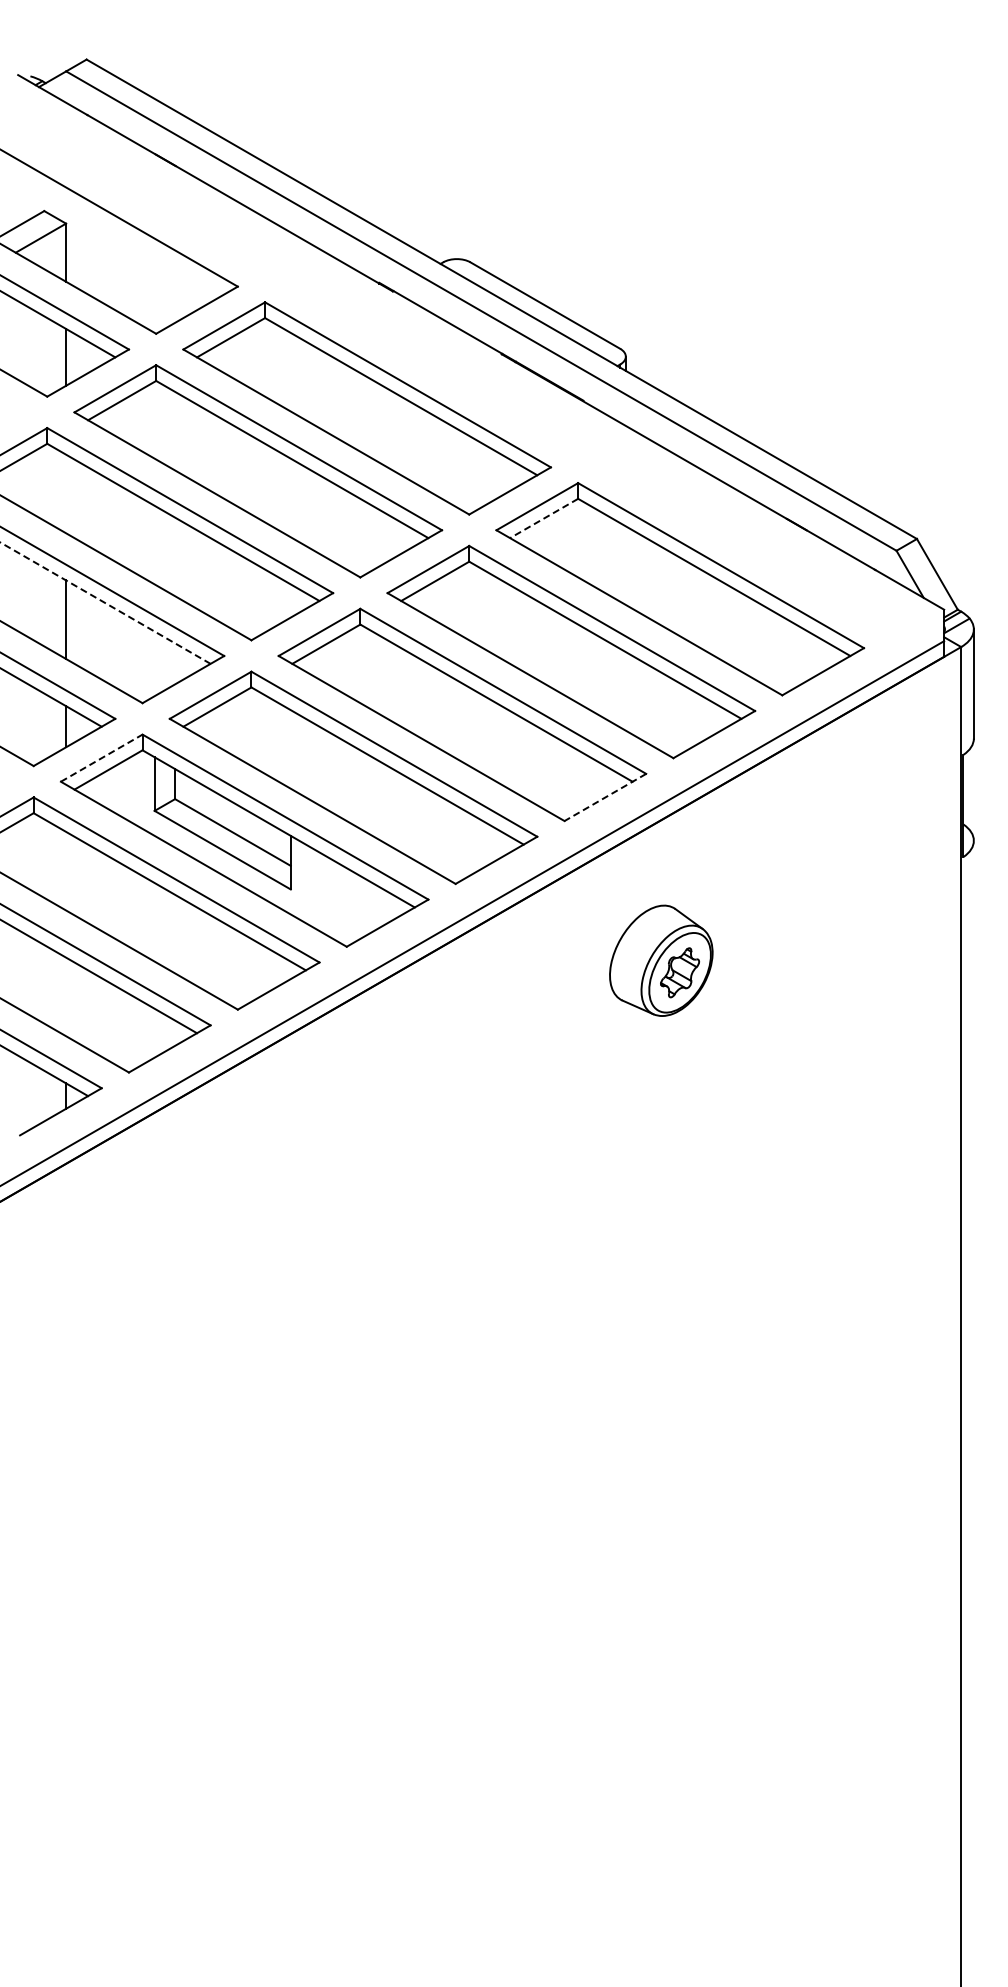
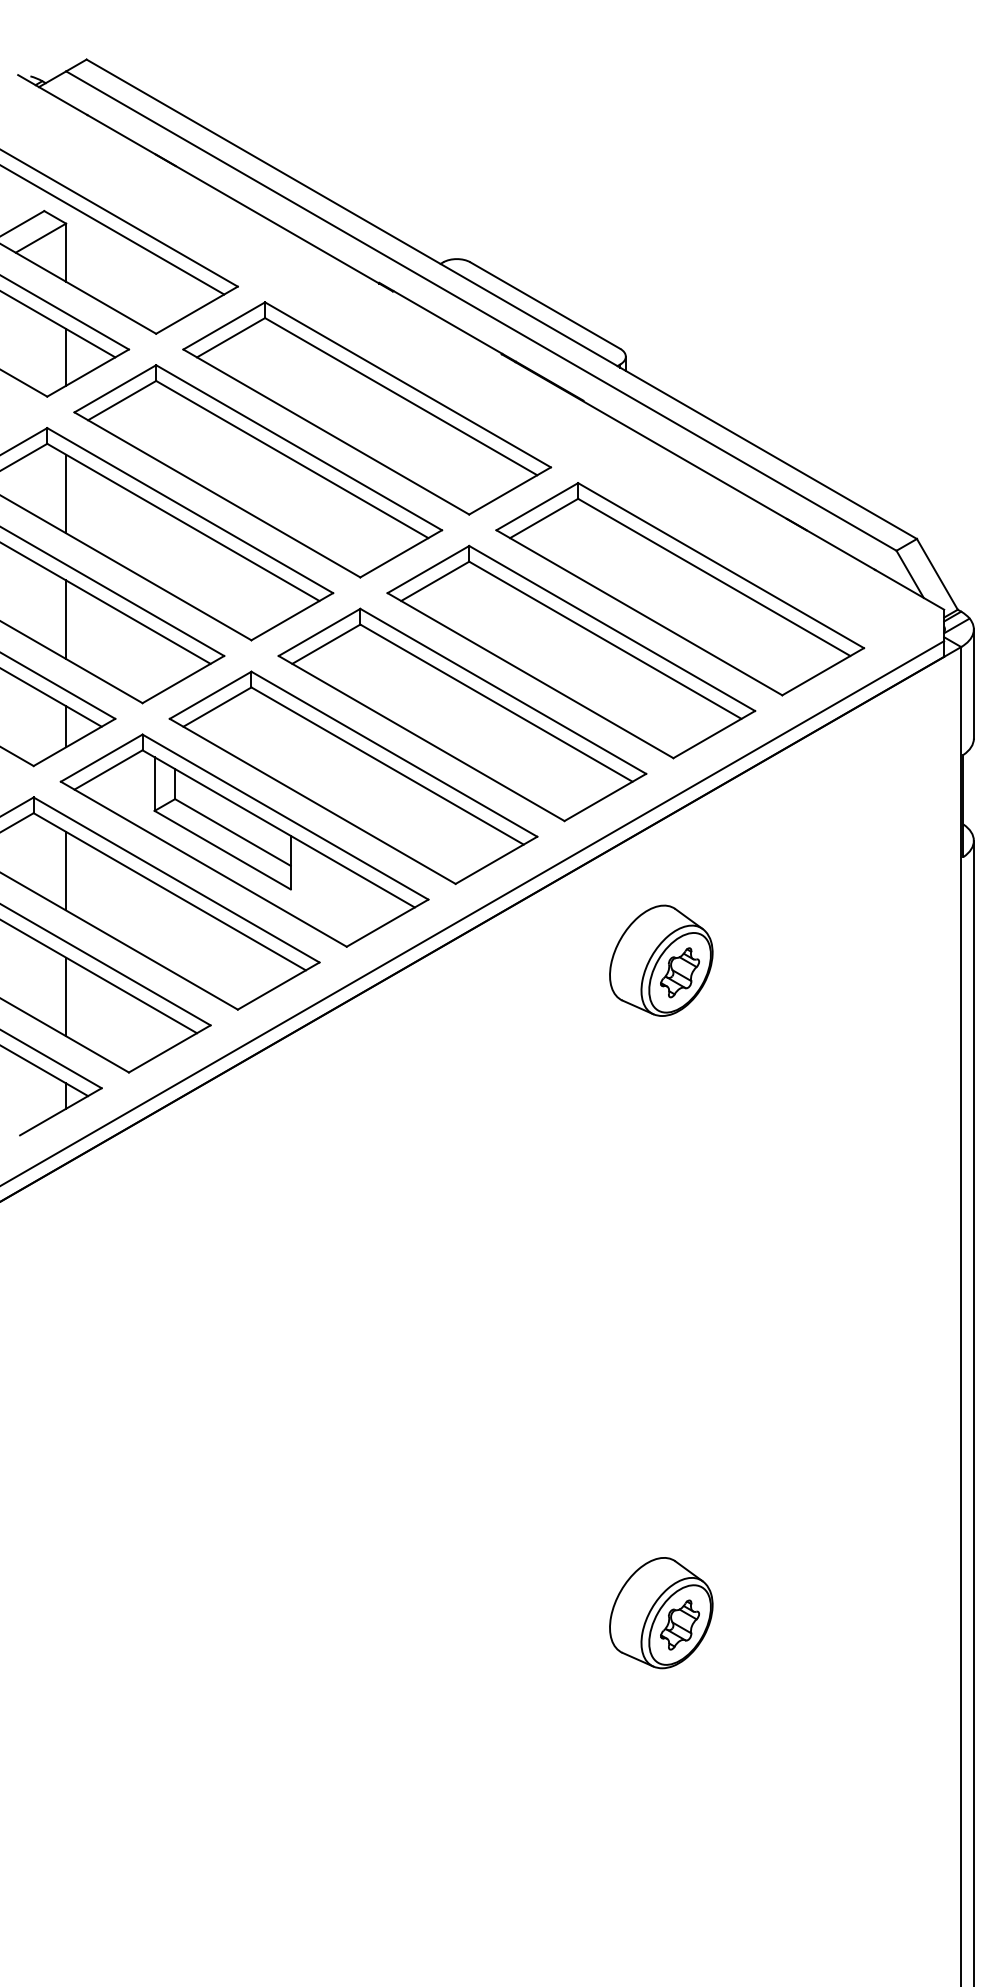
line: none -> present (113, 230)
line: none -> present (66, 493)
line: dashed -> solid (543, 518)
line: dashed -> solid (105, 603)
line: dashed -> solid (102, 757)
line: dashed -> solid (604, 797)
line: none -> present (66, 870)
line: none -> present (66, 996)
line: none -> present (973, 1411)
part: none -> present (661, 1613)
